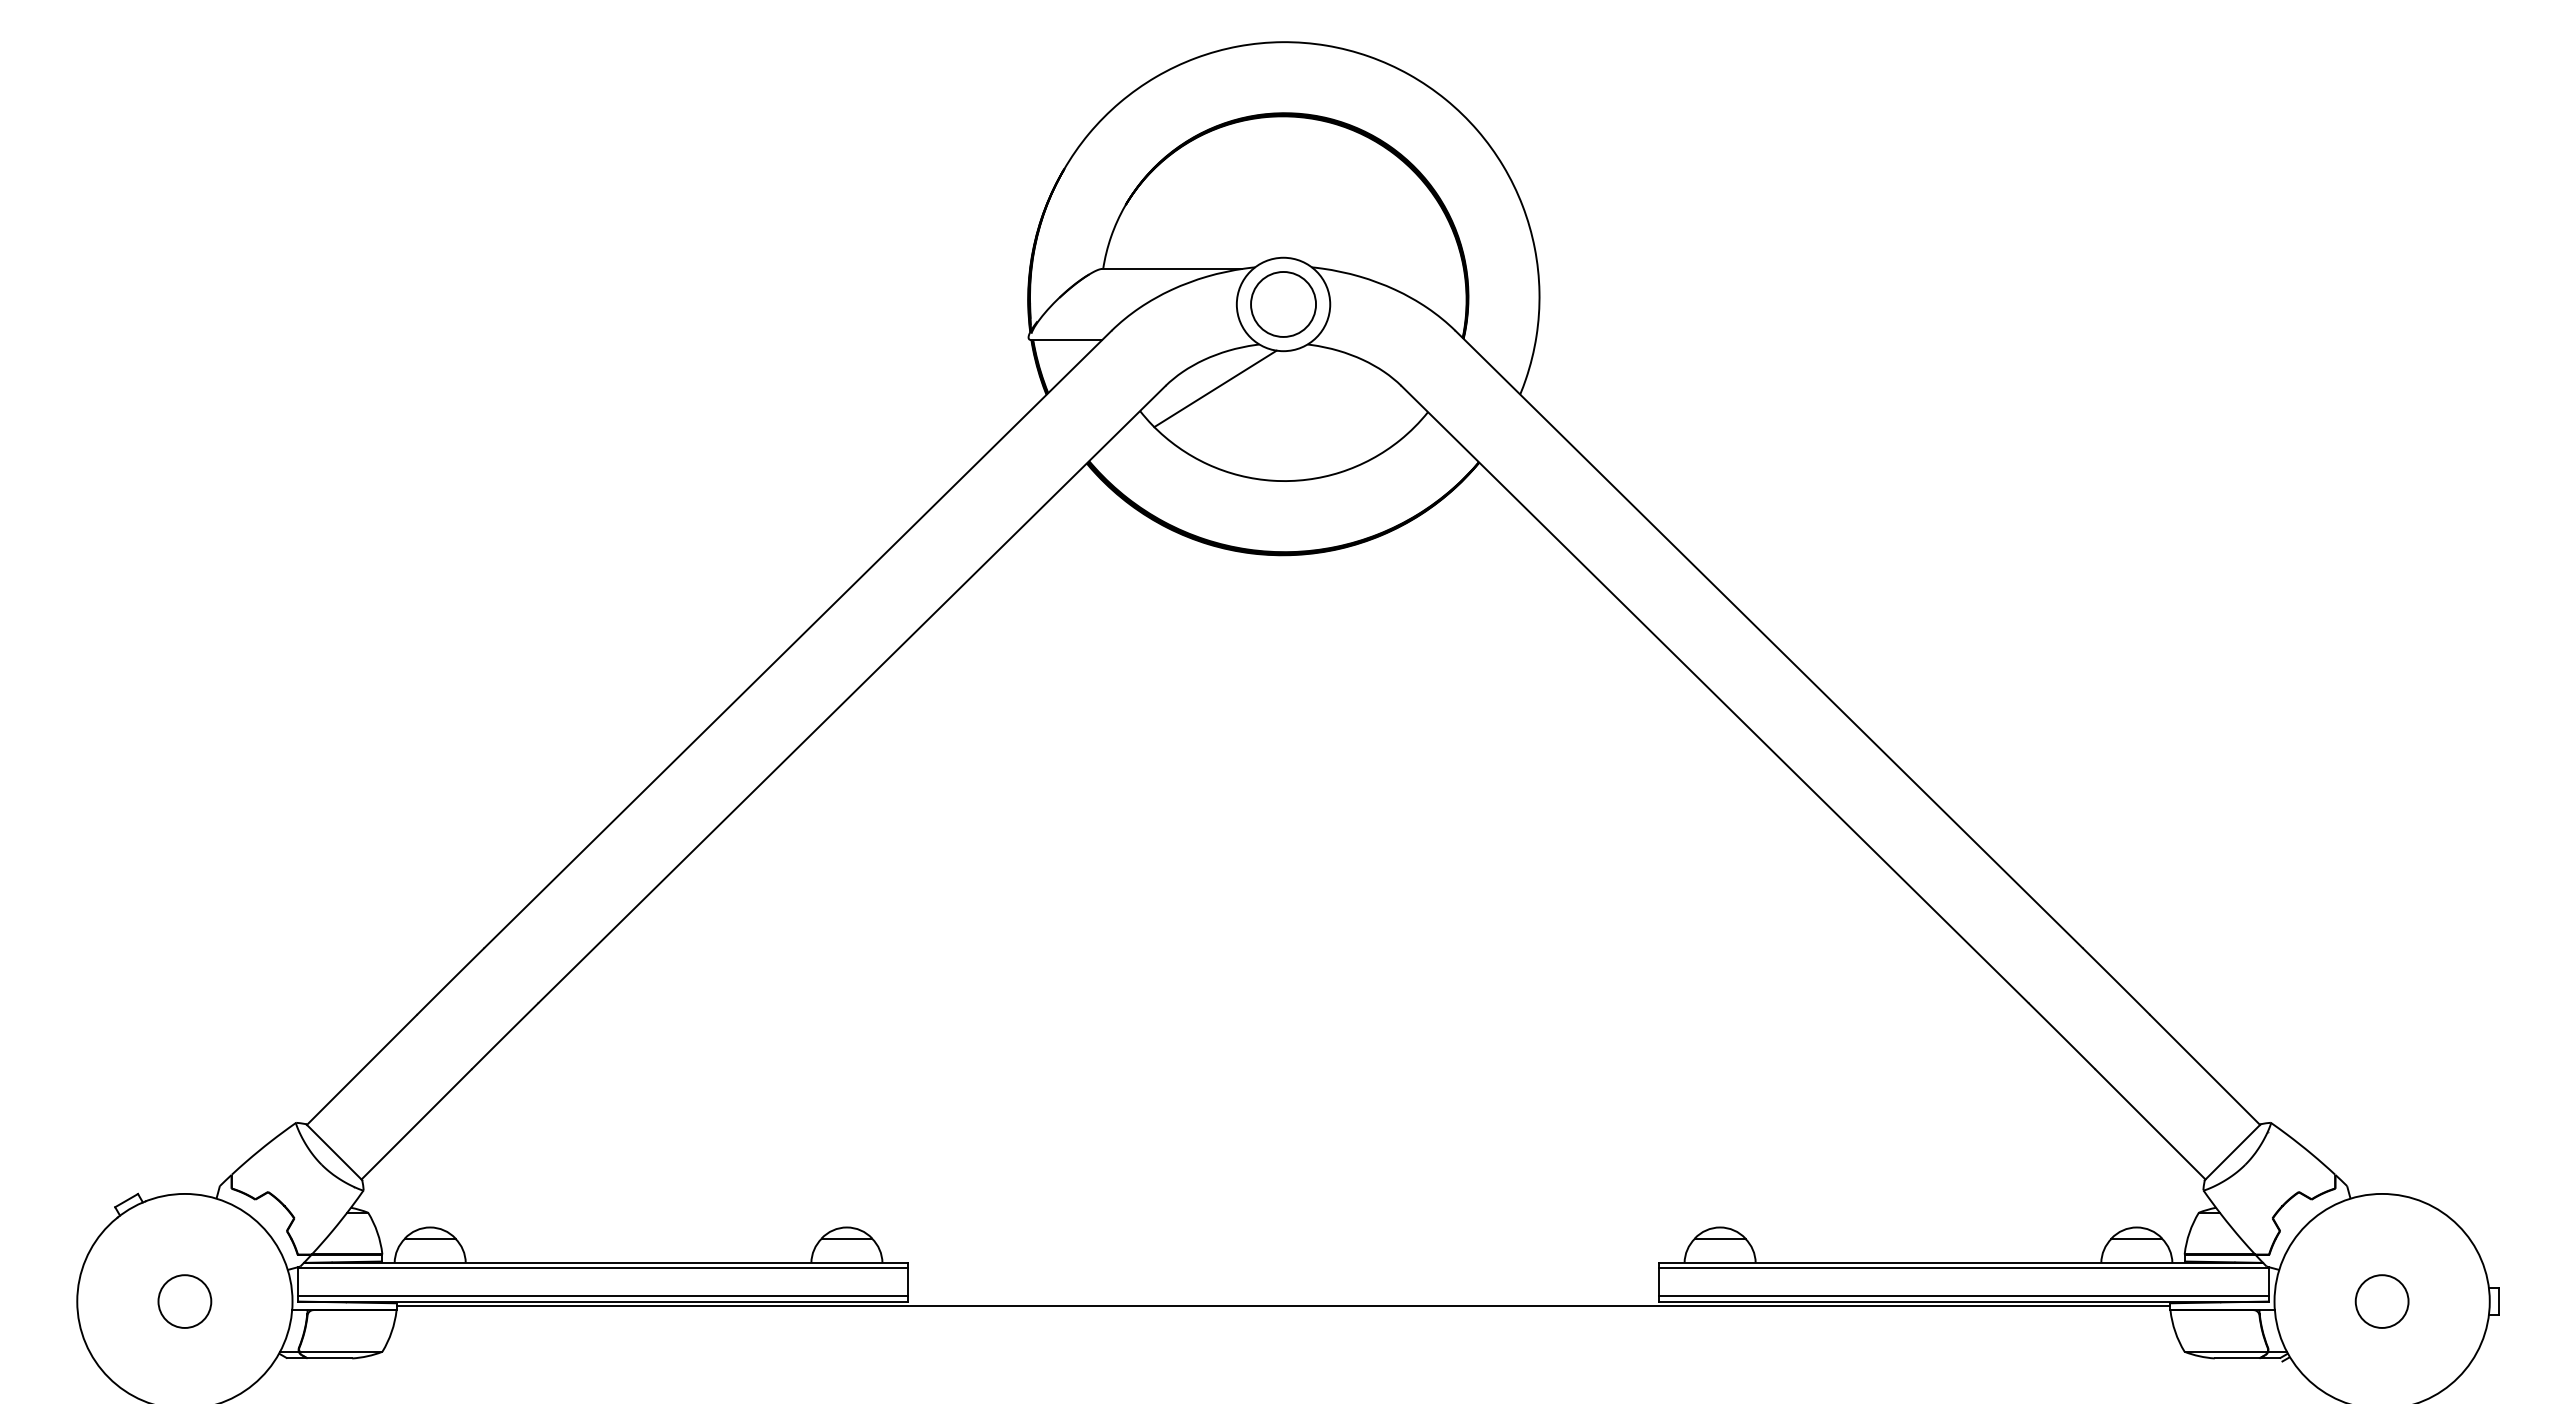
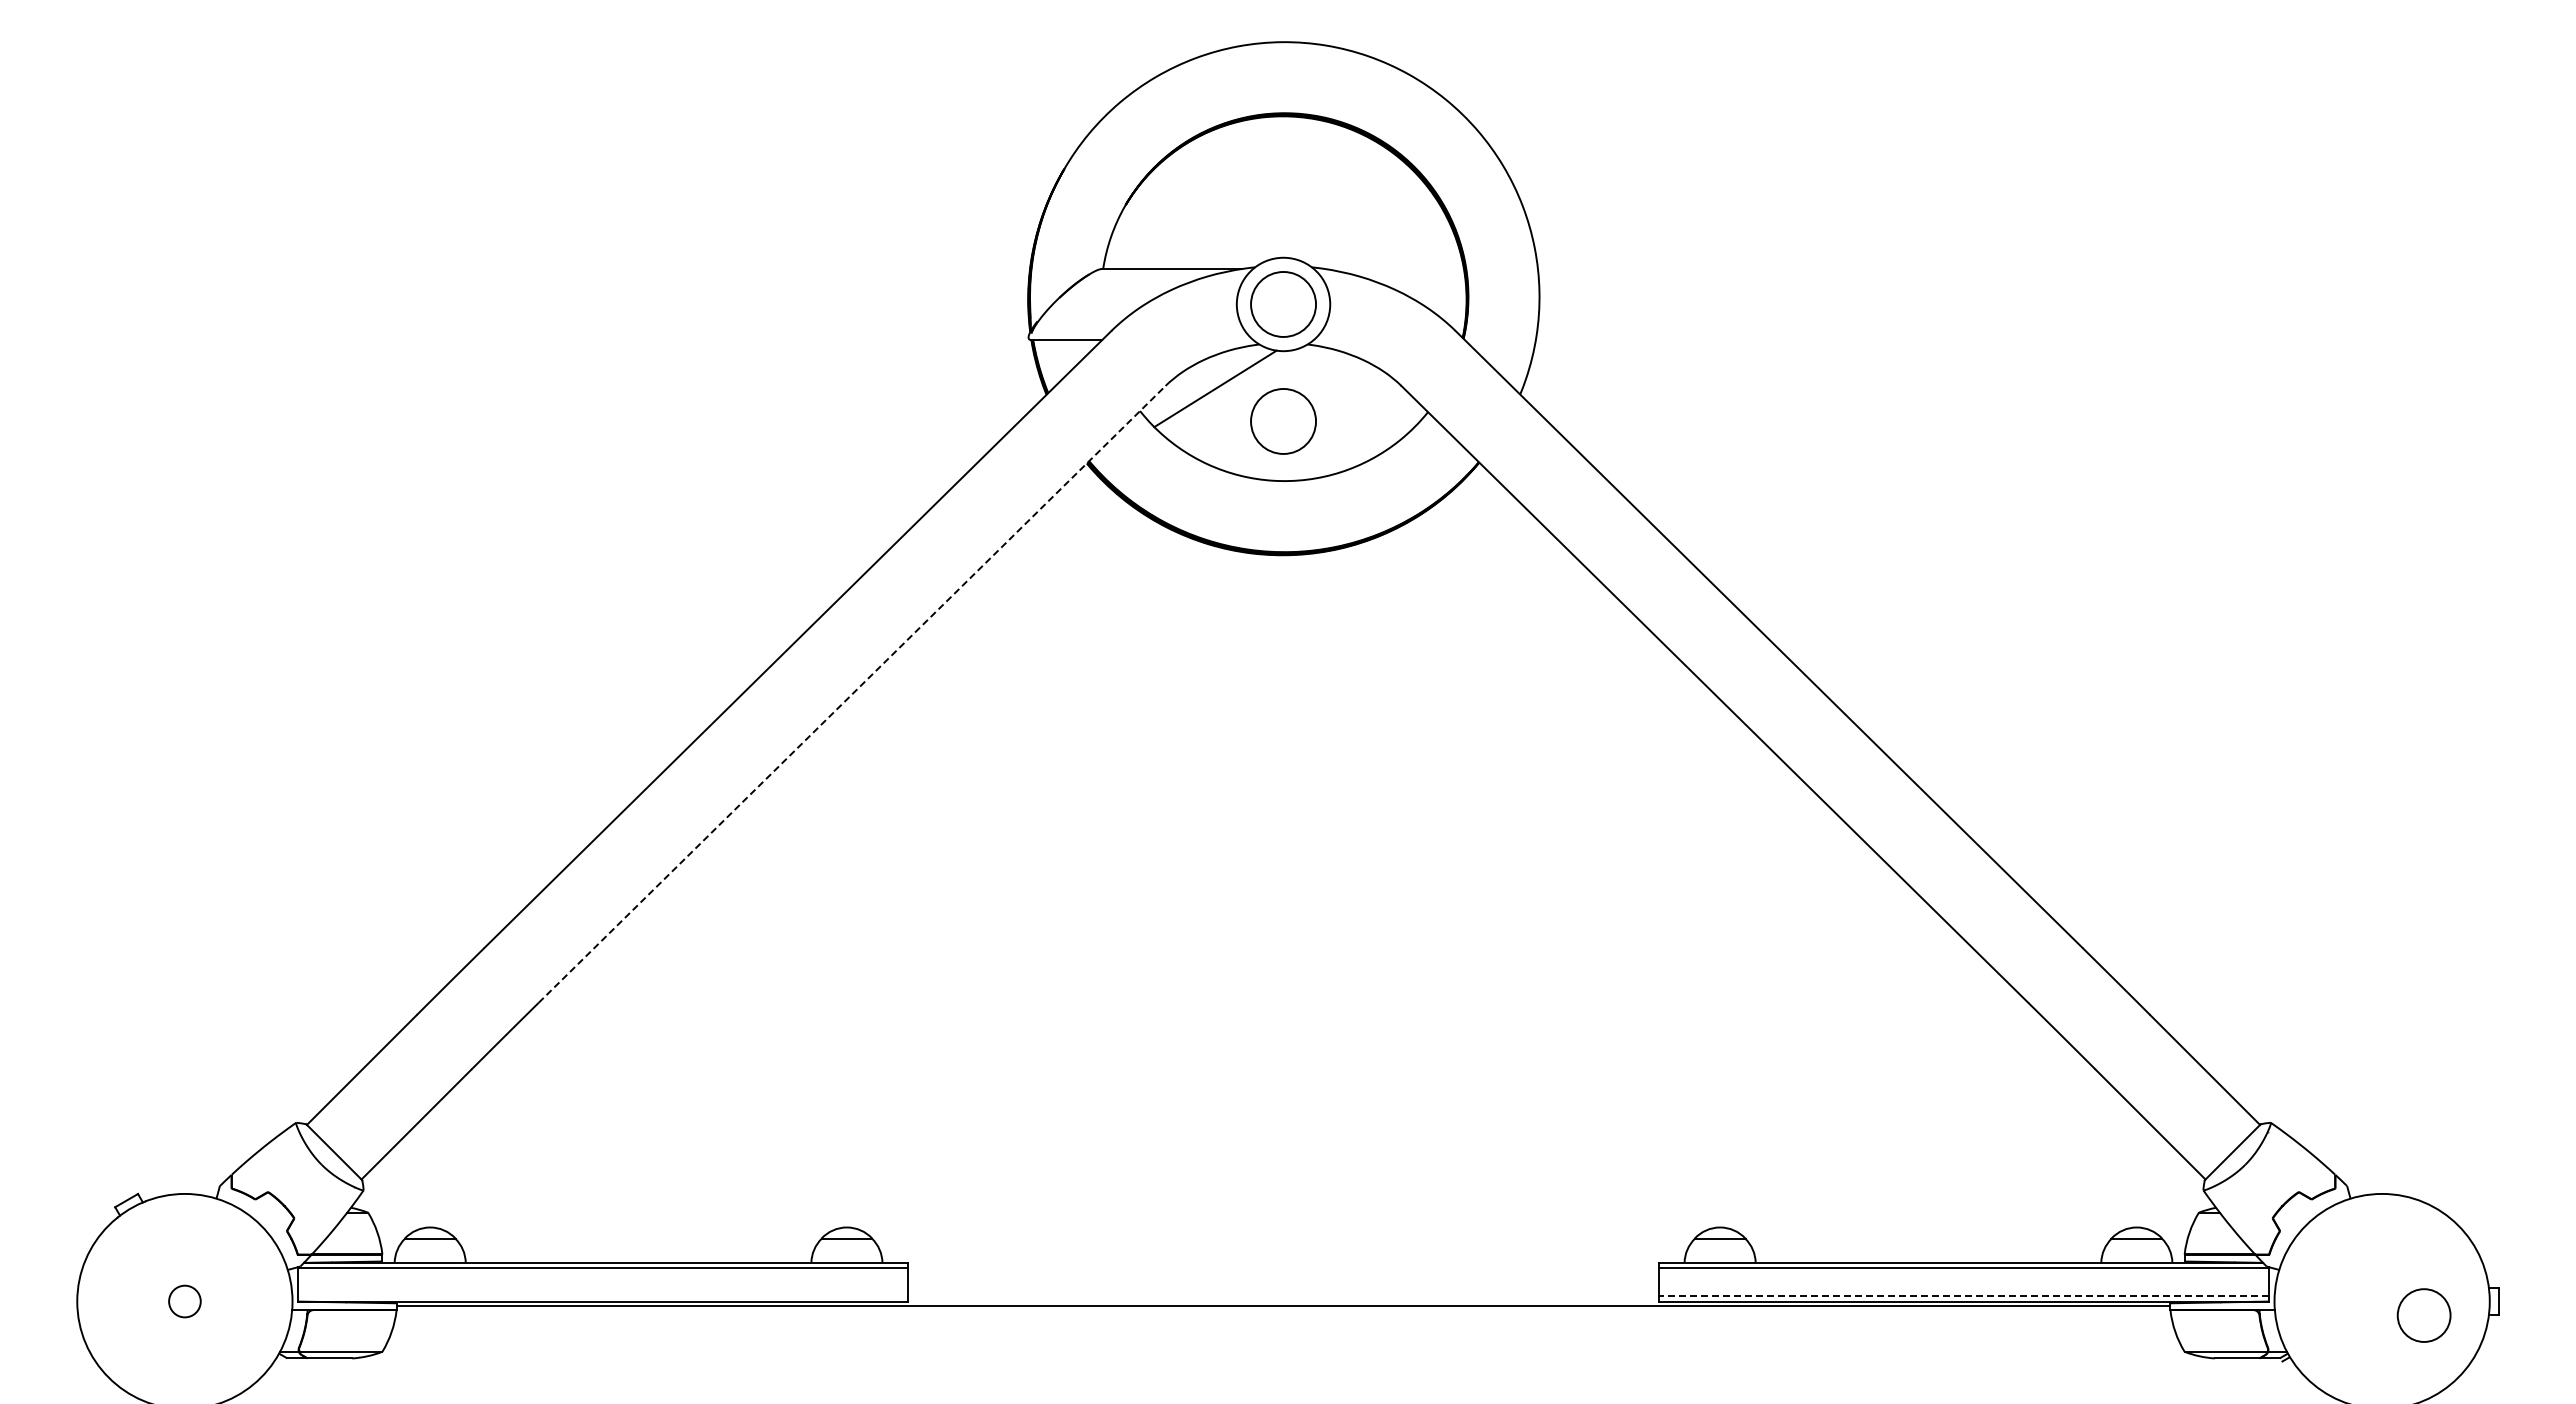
circle: none -> present (1283, 421)
line: solid -> dashed (852, 694)
line: present -> none (602, 1296)
line: solid -> dashed (1964, 1296)
circle size: 56x55 px -> 34x35 px (184, 1301)
circle position: (2381, 1301) -> (2423, 1315) (2423, 1315)
